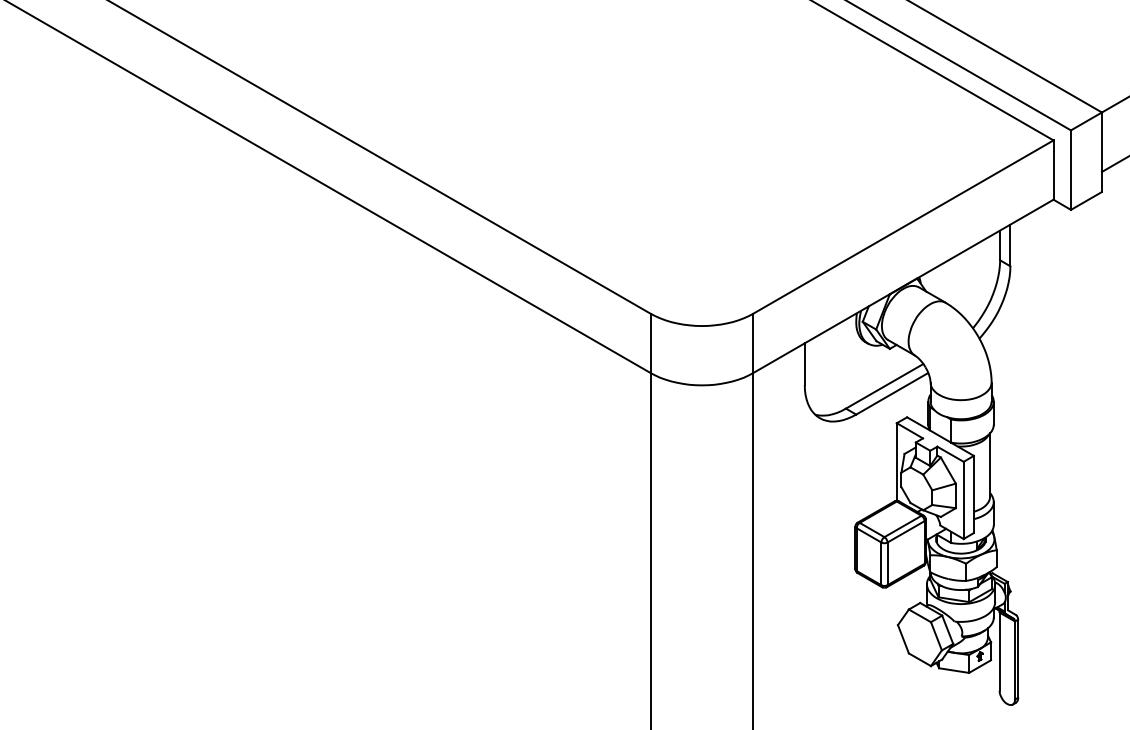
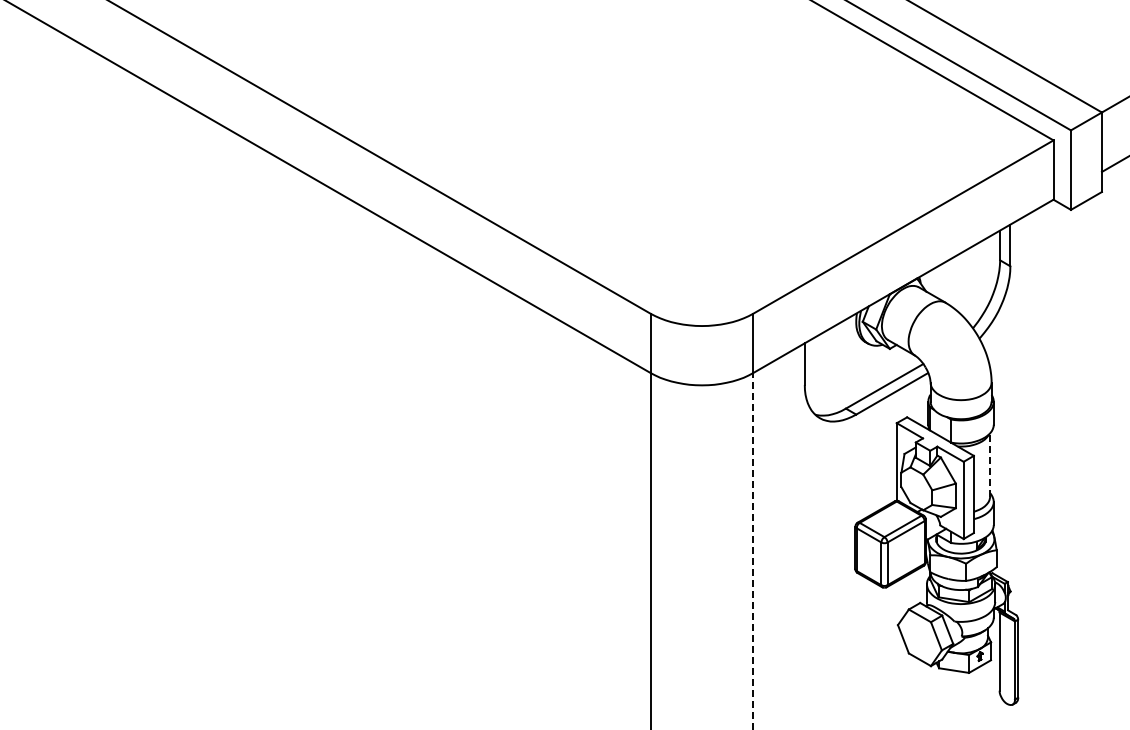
line: solid -> dashed (990, 465)
line: solid -> dashed (753, 550)
